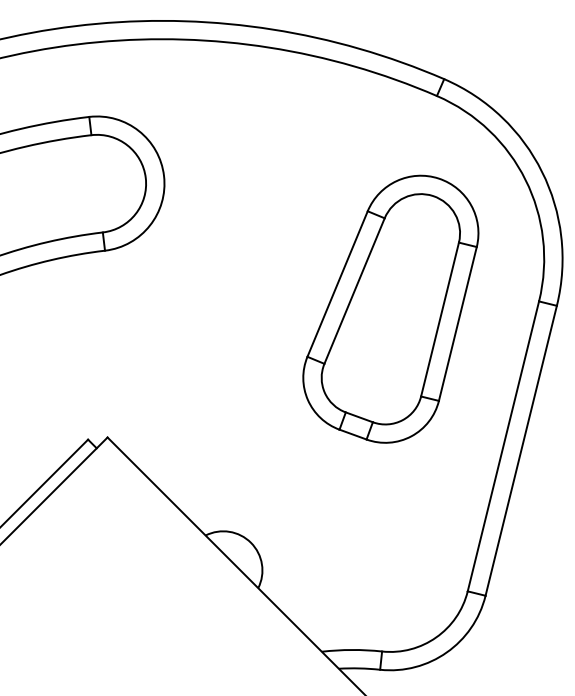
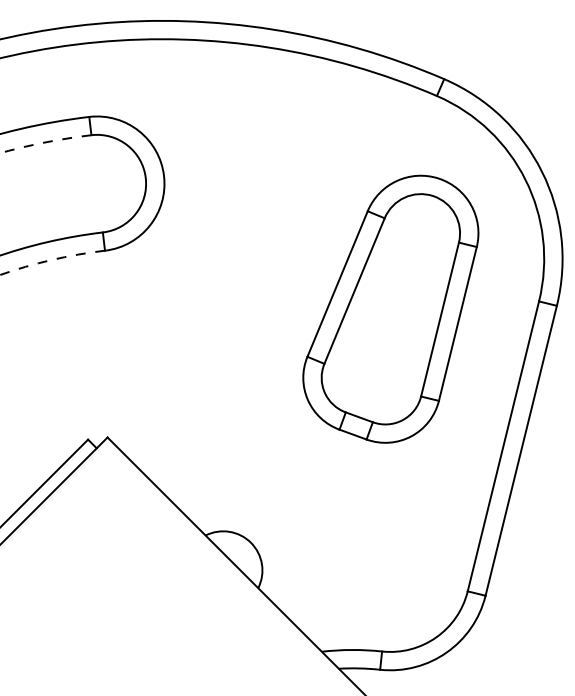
arc: solid -> dashed (44, 142)
arc: solid -> dashed (51, 260)
